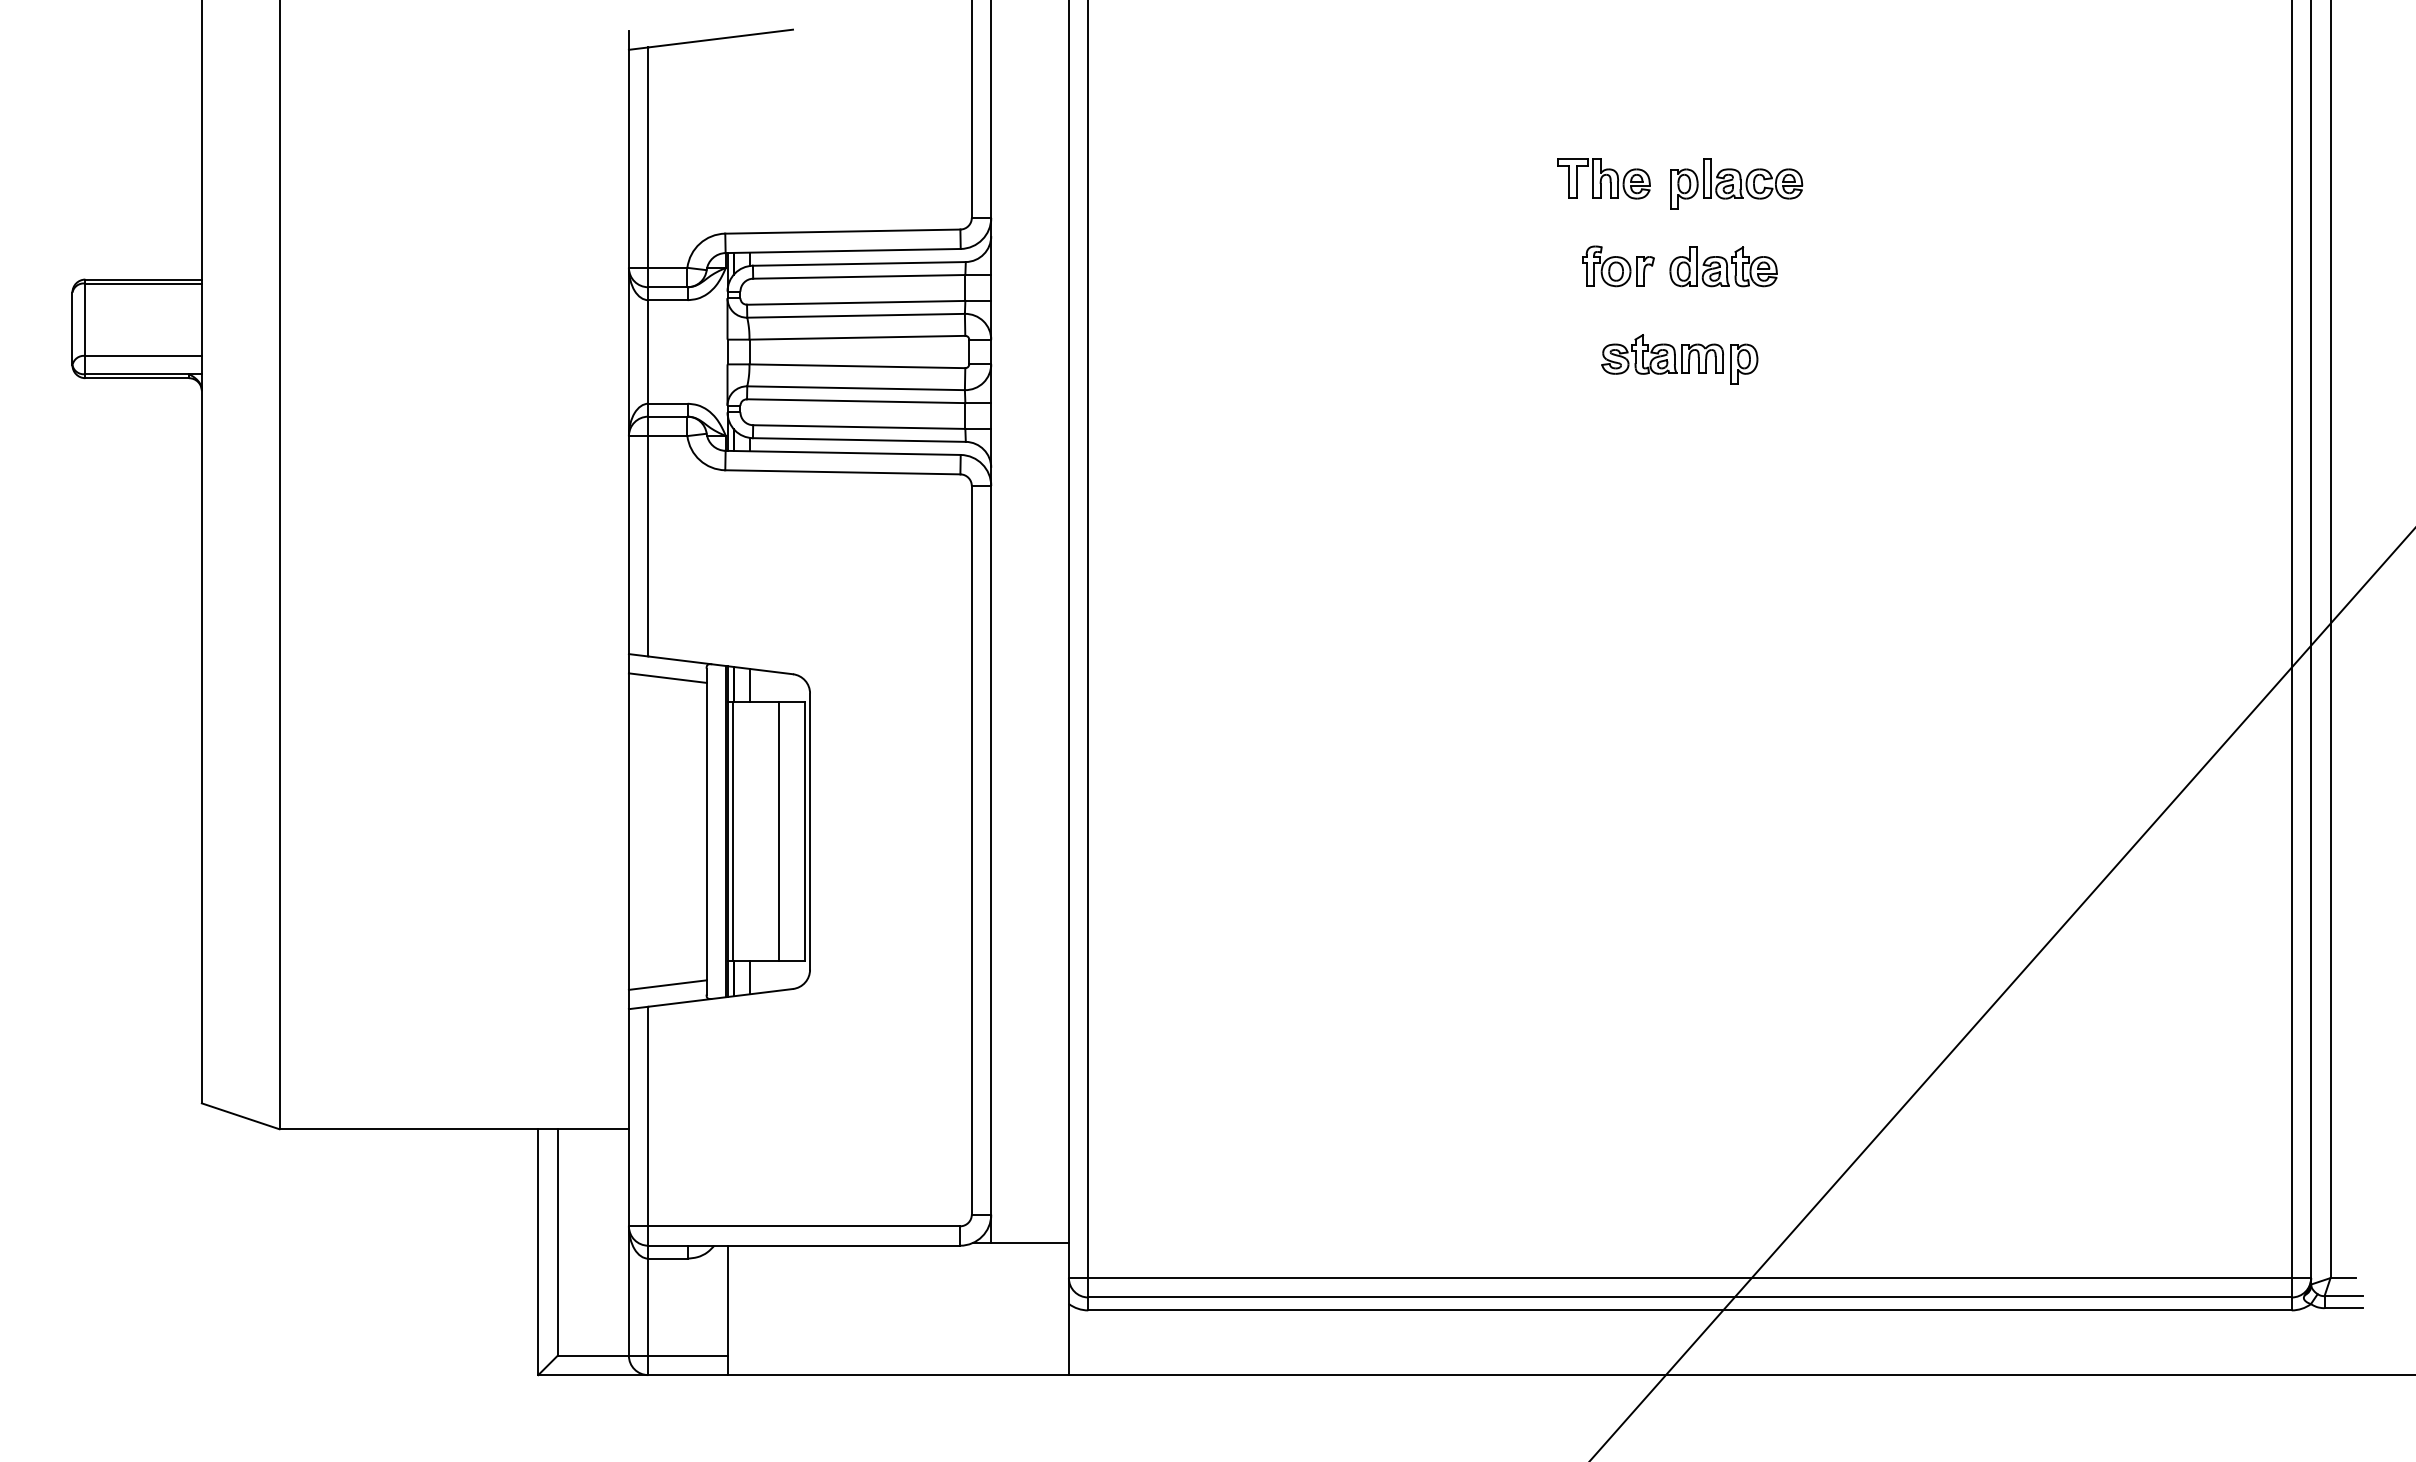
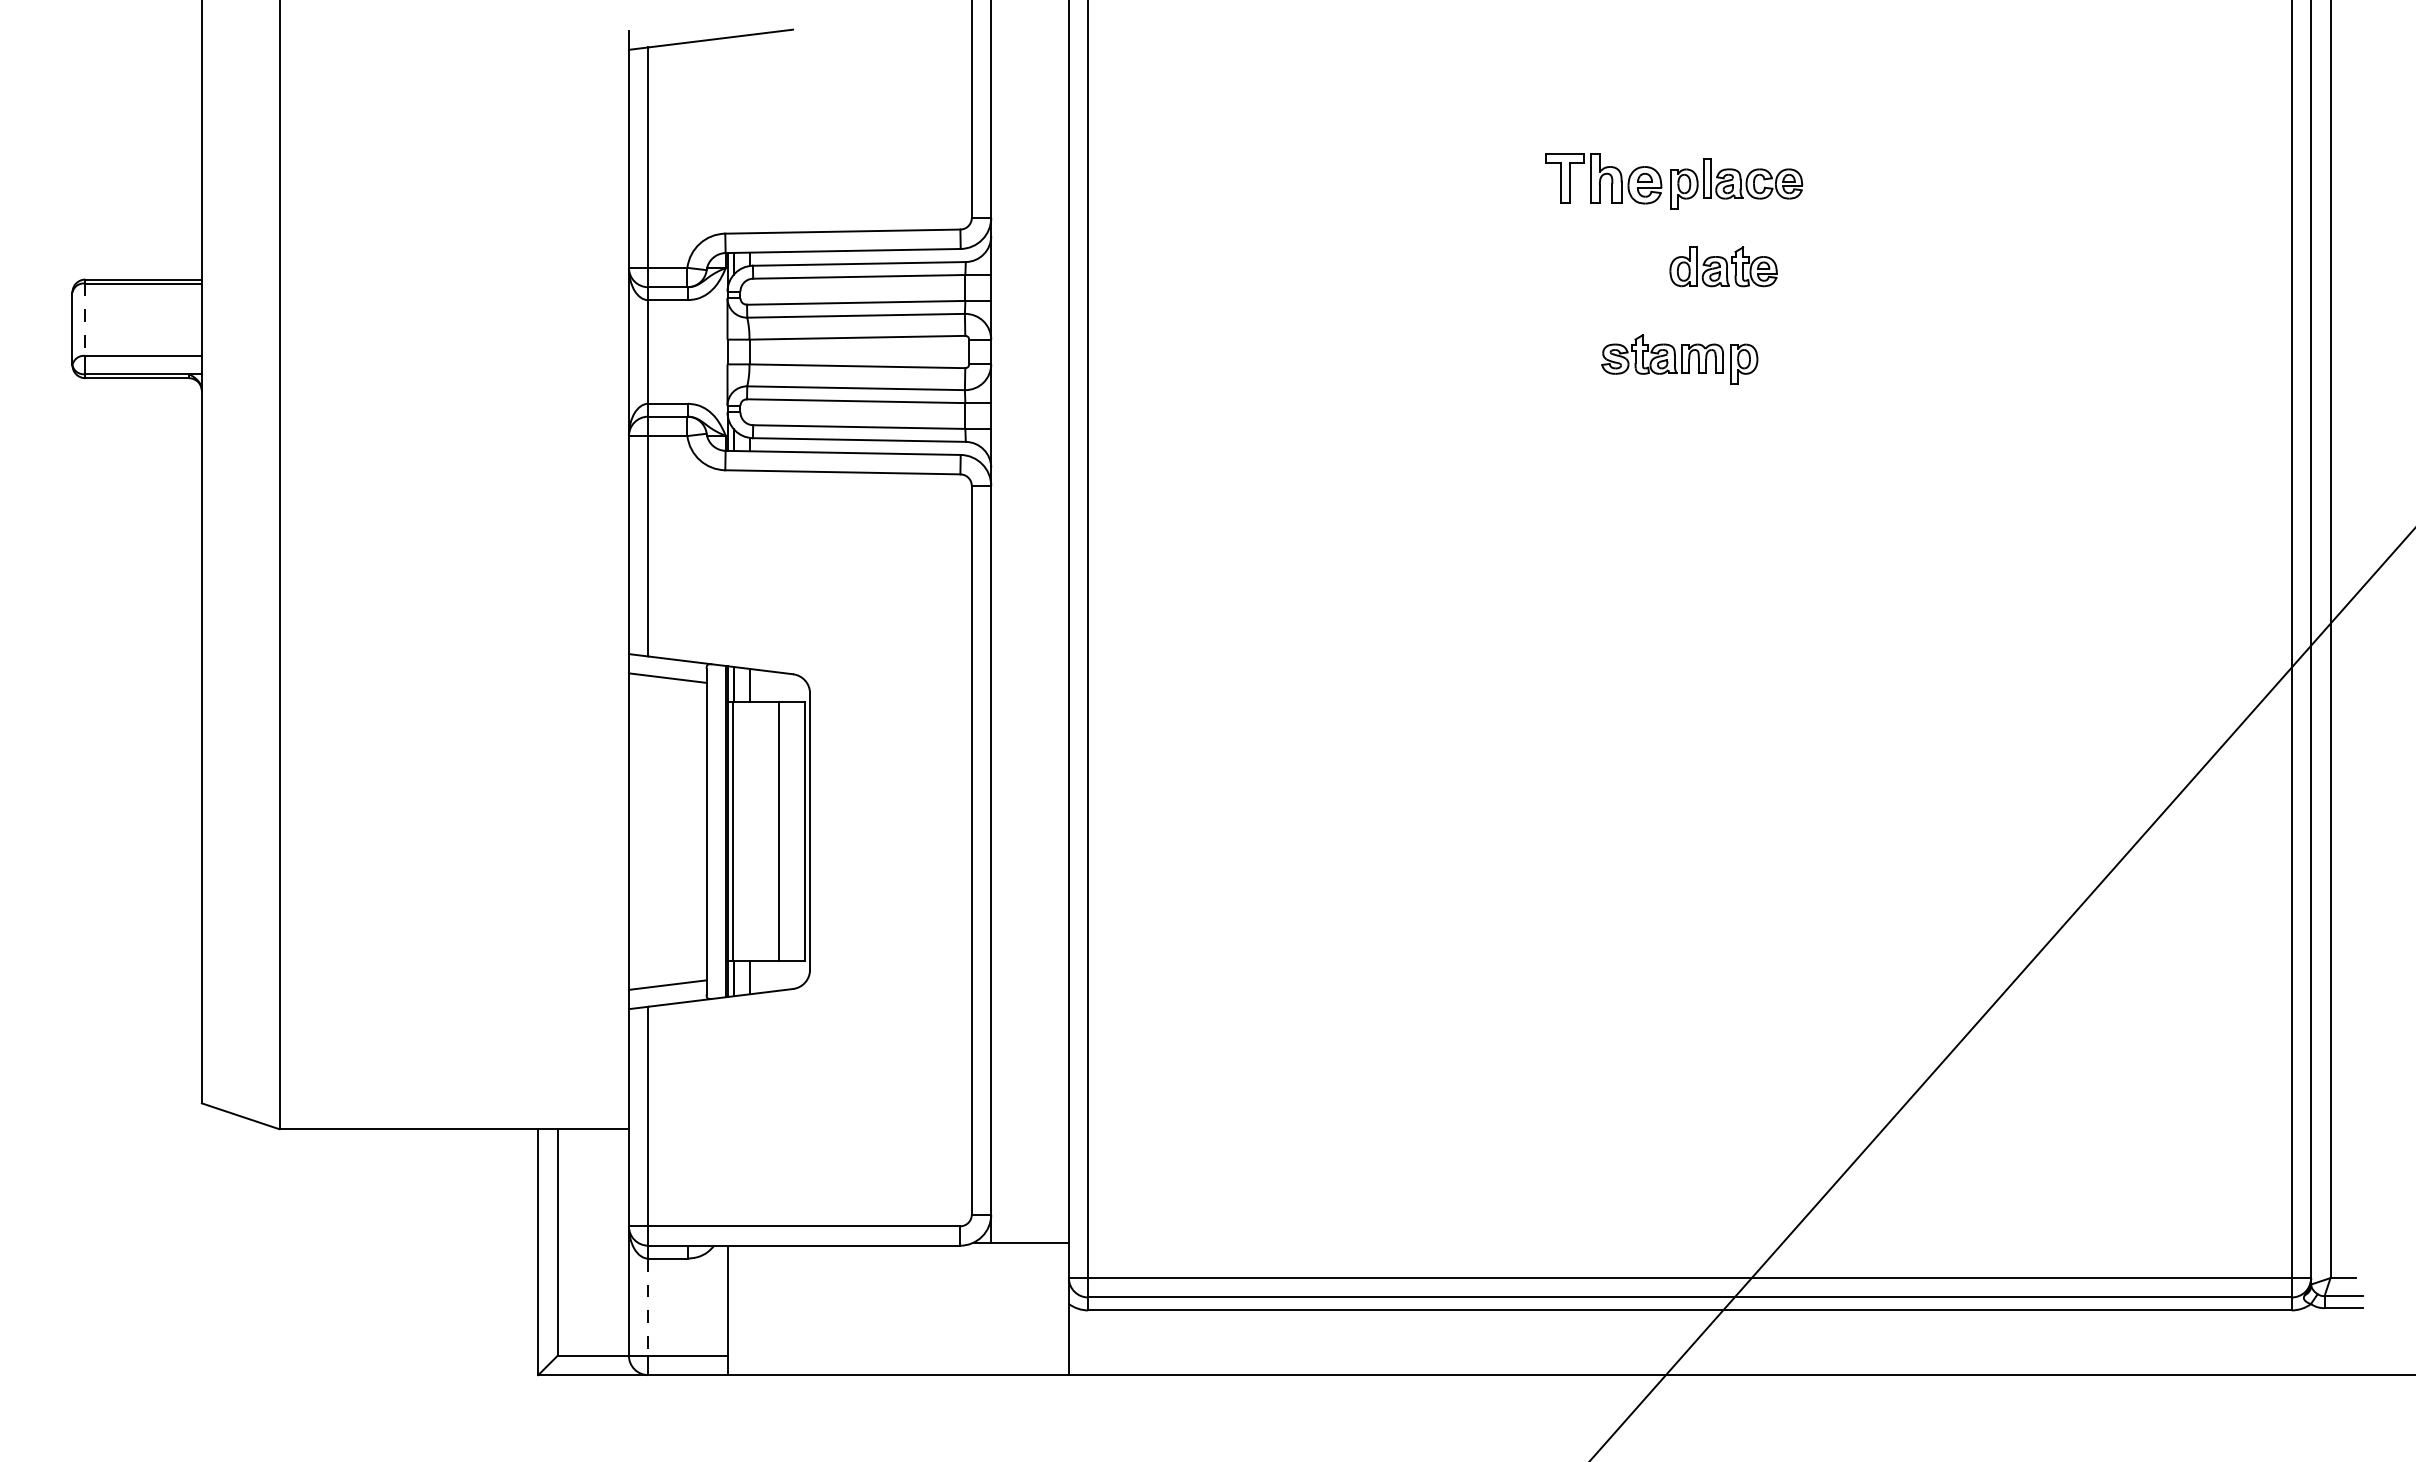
part size: 94x42 px -> 118x52 px (1603, 178)
part: present -> none (1618, 266)
line: solid -> dashed (85, 320)
line: solid -> dashed (648, 1307)
